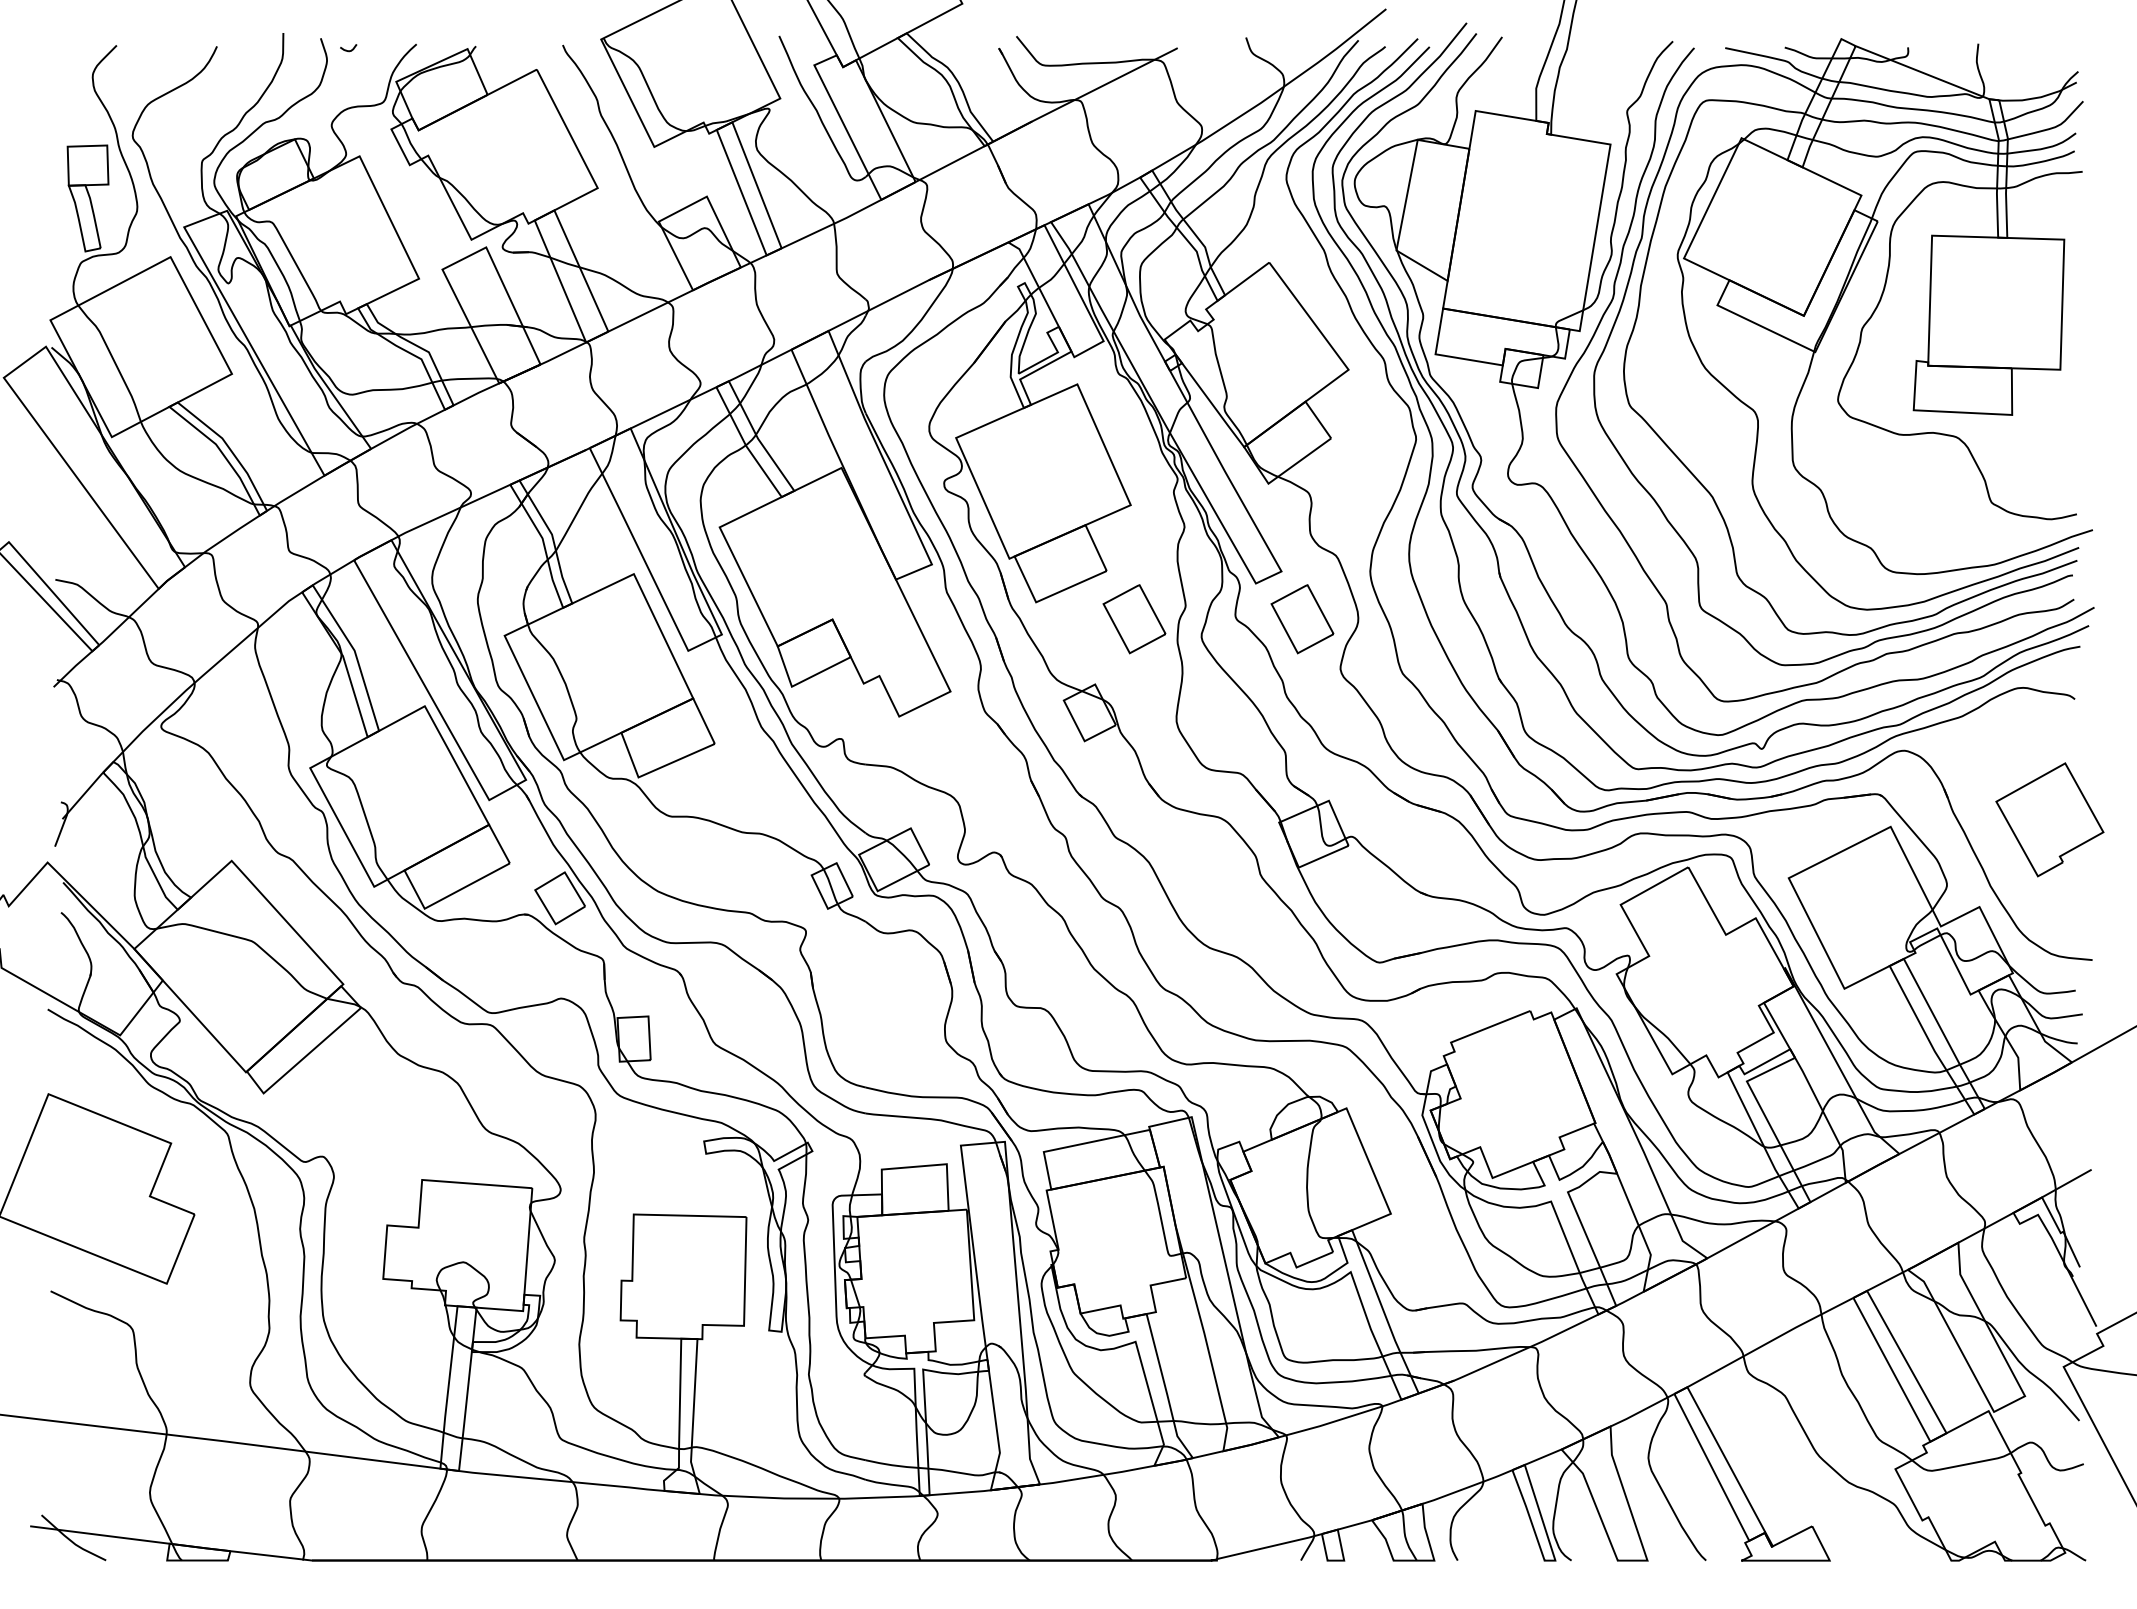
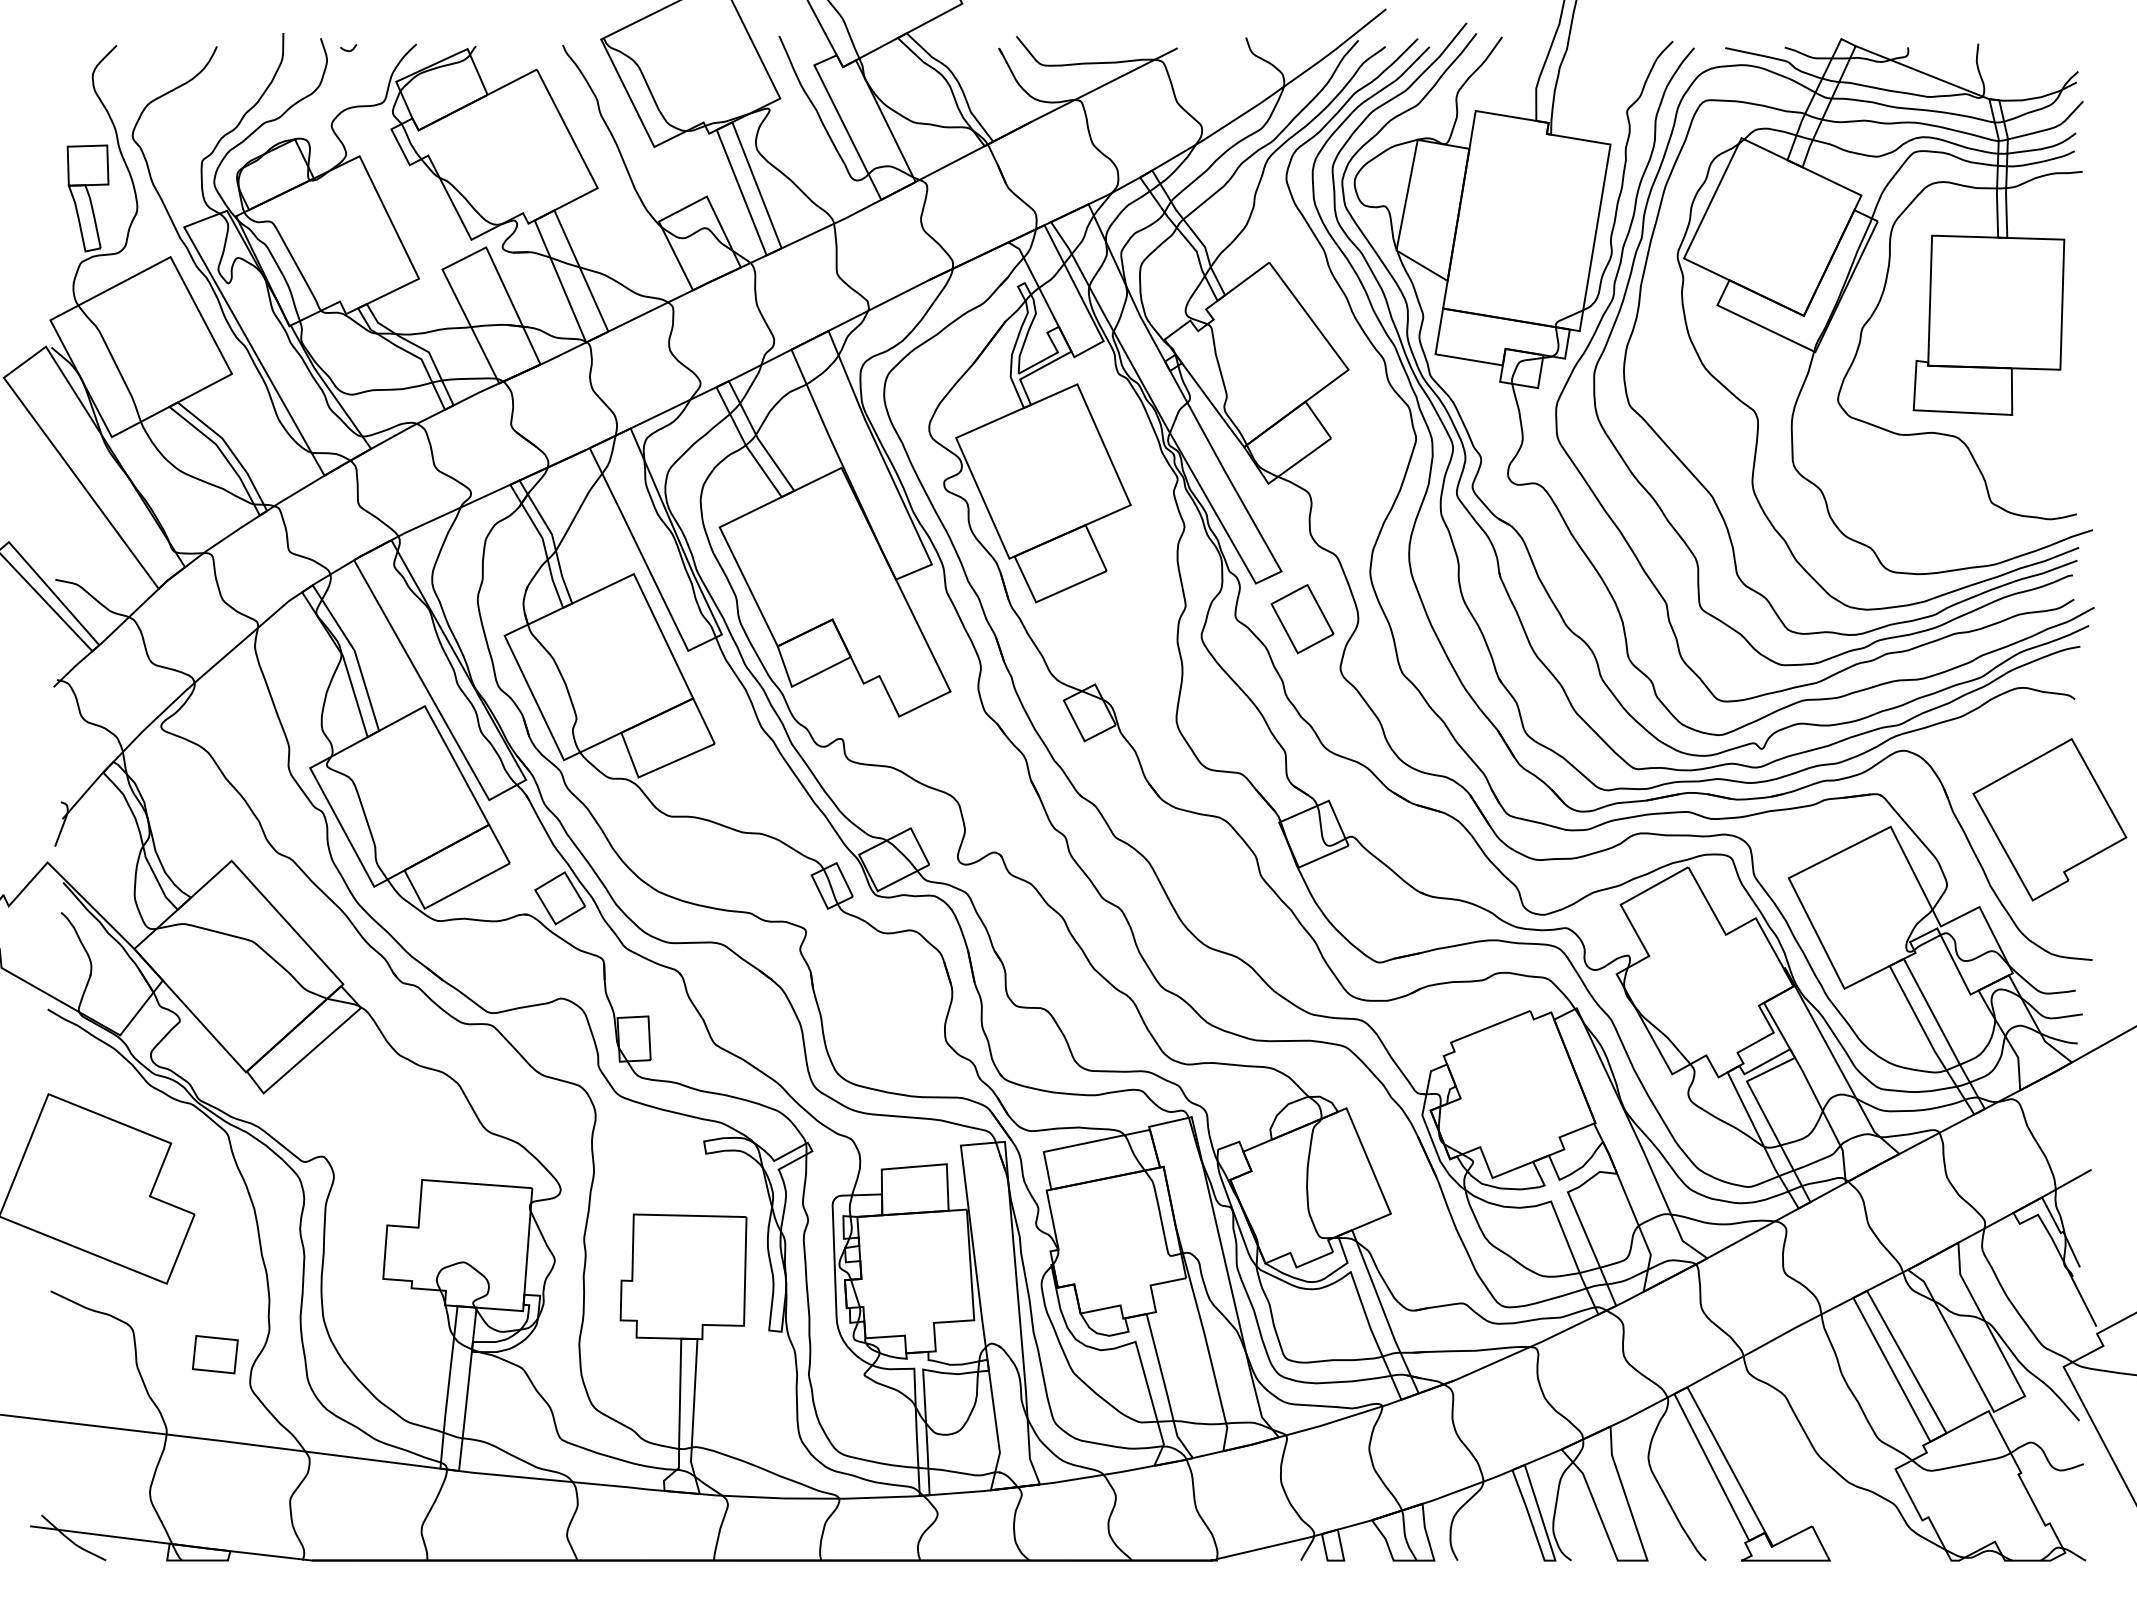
part: present -> none (1134, 619)
part size: 110x116 px -> 156x164 px (2049, 819)
part: none -> present (215, 1354)
